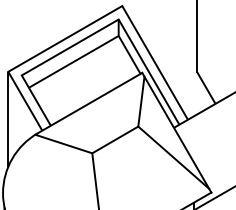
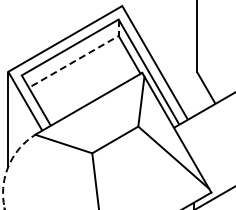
line: solid -> dashed (81, 57)
arc: solid -> dashed (8, 166)
